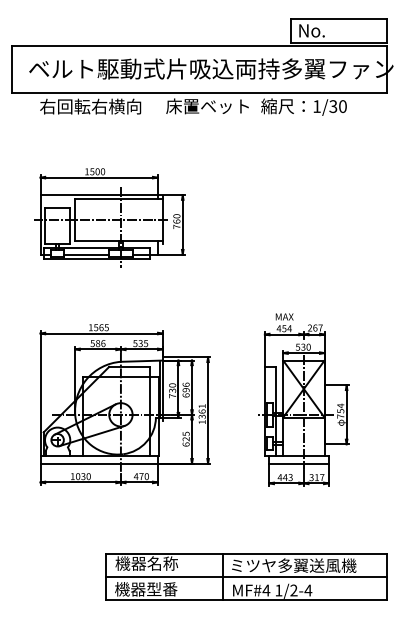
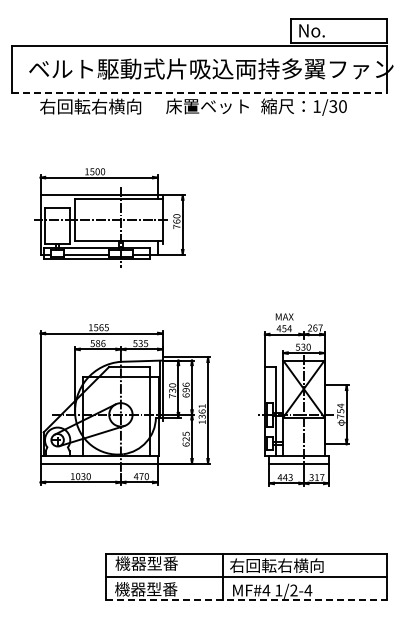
line: solid -> dashed (199, 92)
text: 機器名称 -> 機器型番 (162, 563)
text: ミツヤ多翼送風機 -> 右回転右横向 (293, 565)
line: solid -> dashed (246, 600)
